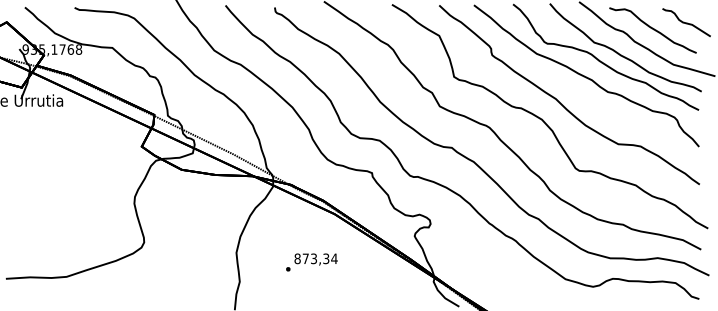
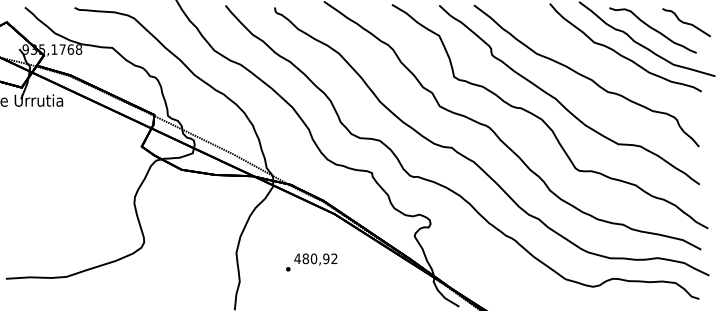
curve: present -> none (602, 61)
text: 873,34 -> 480,92 (315, 258)
